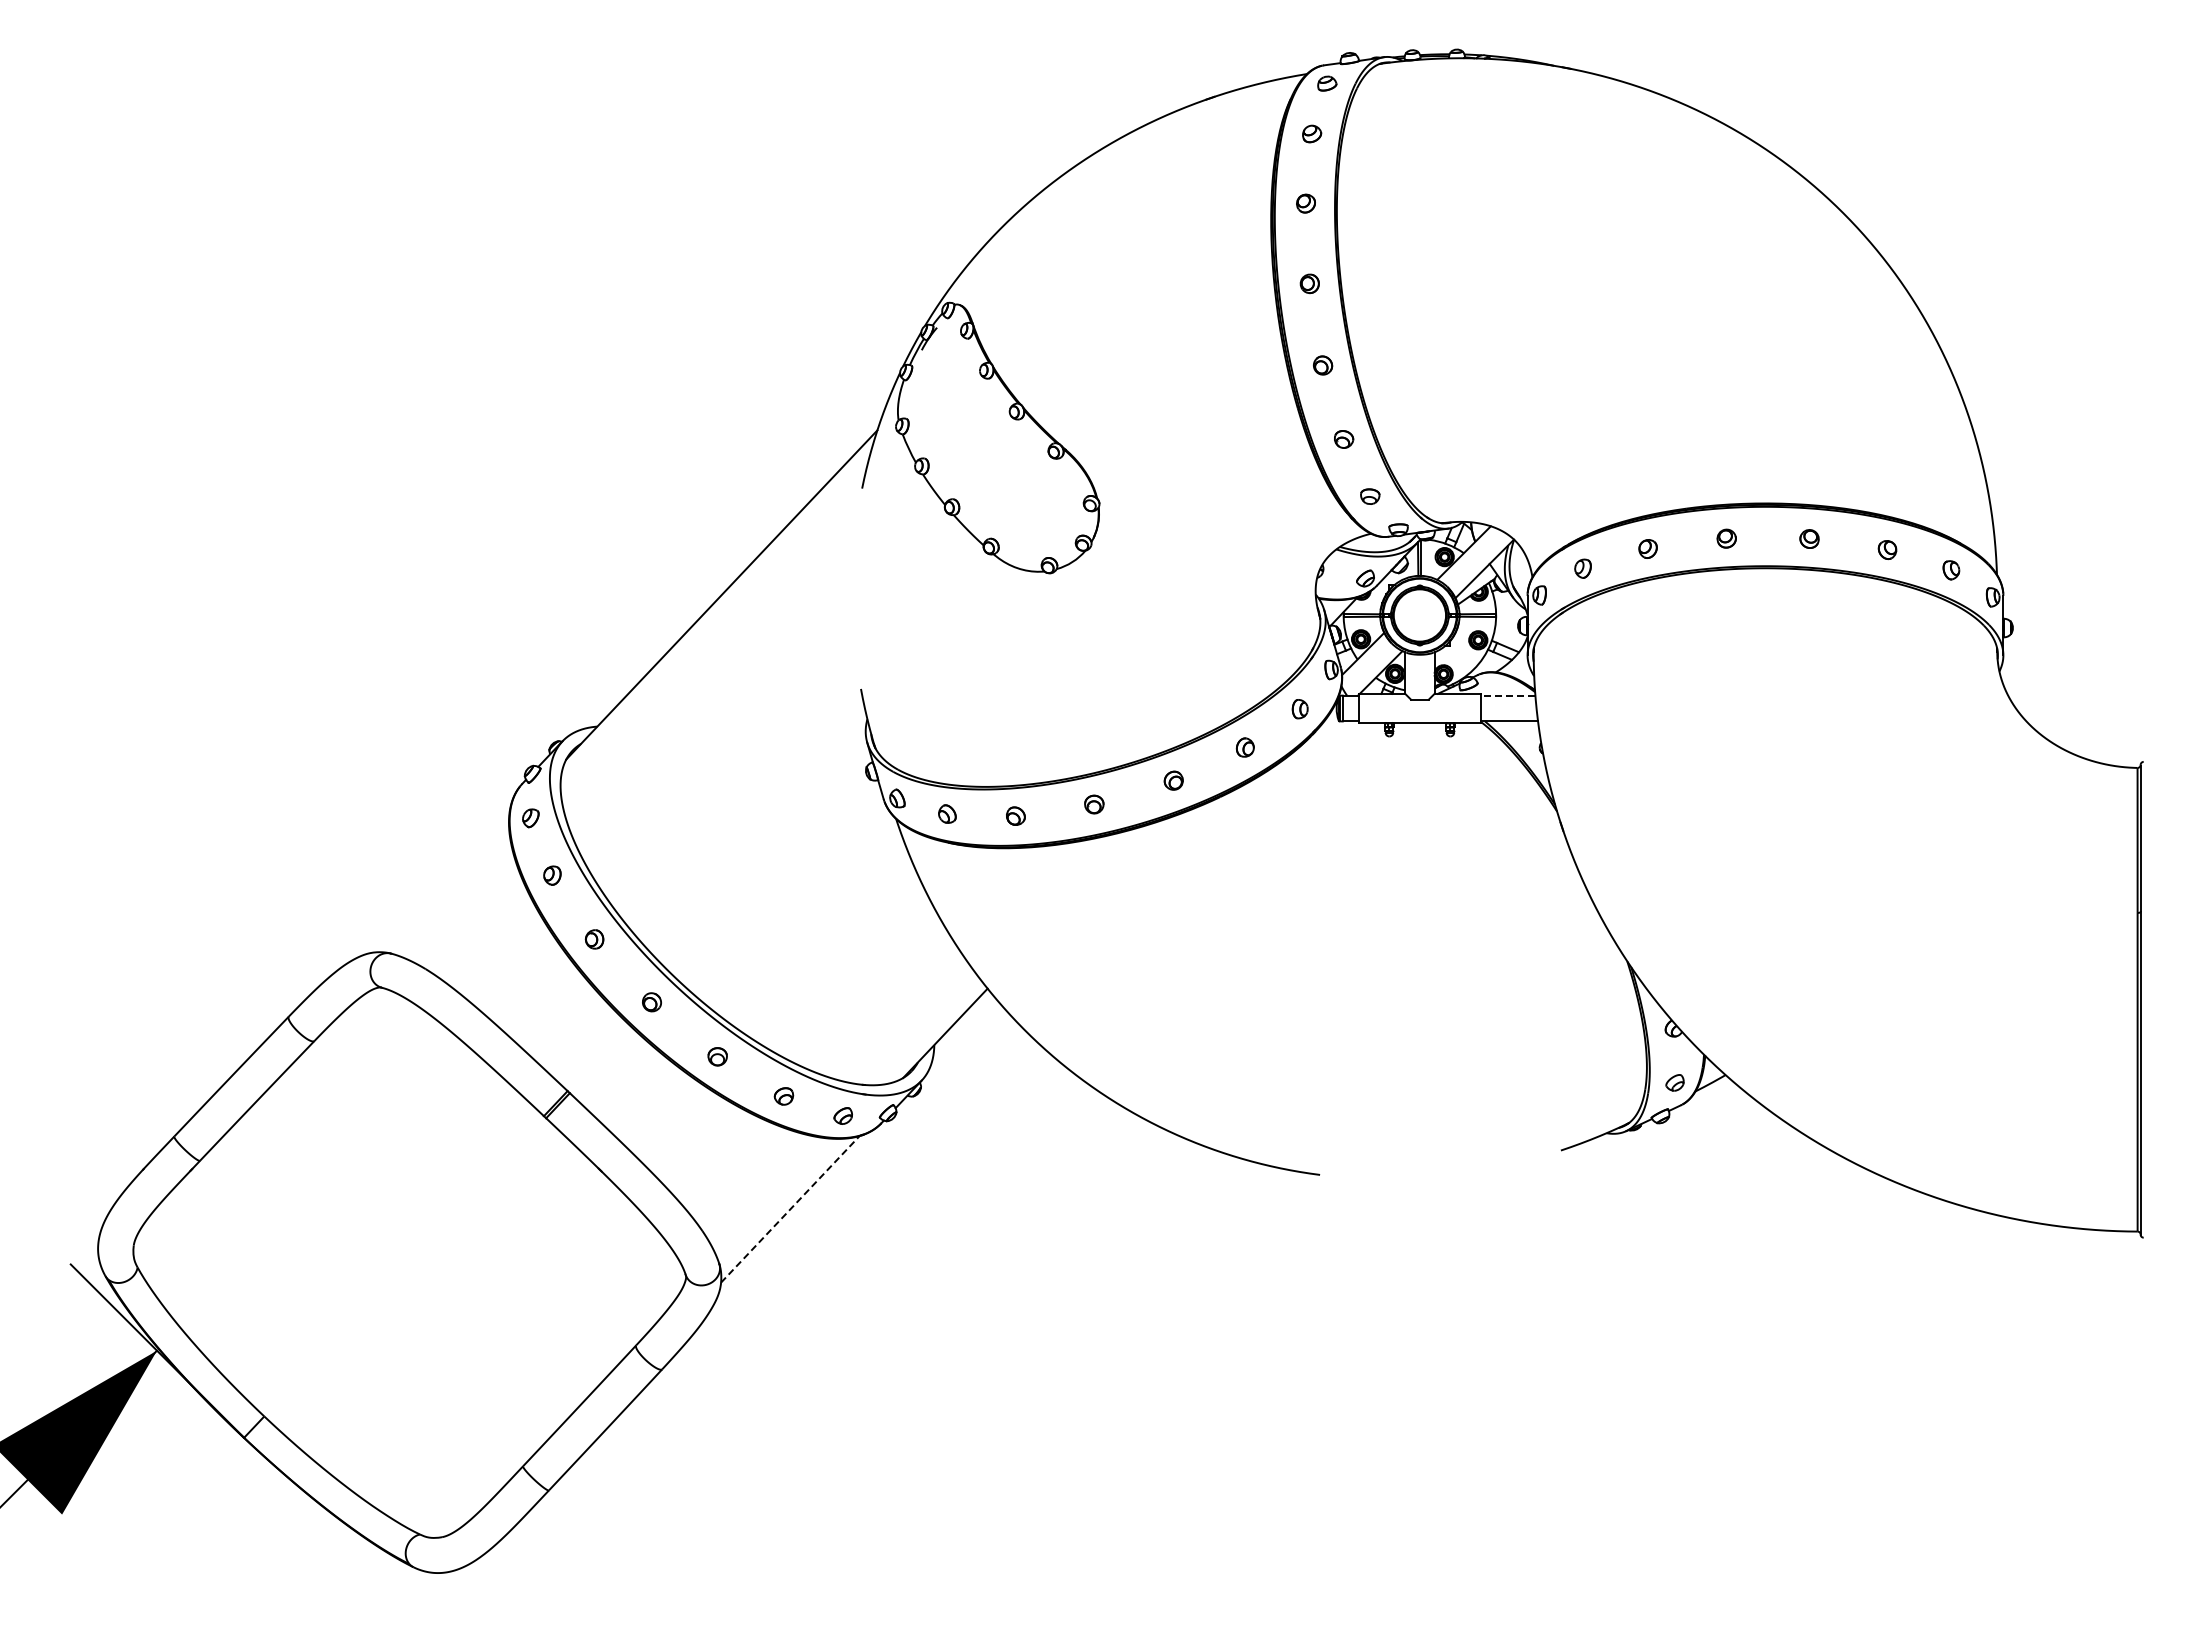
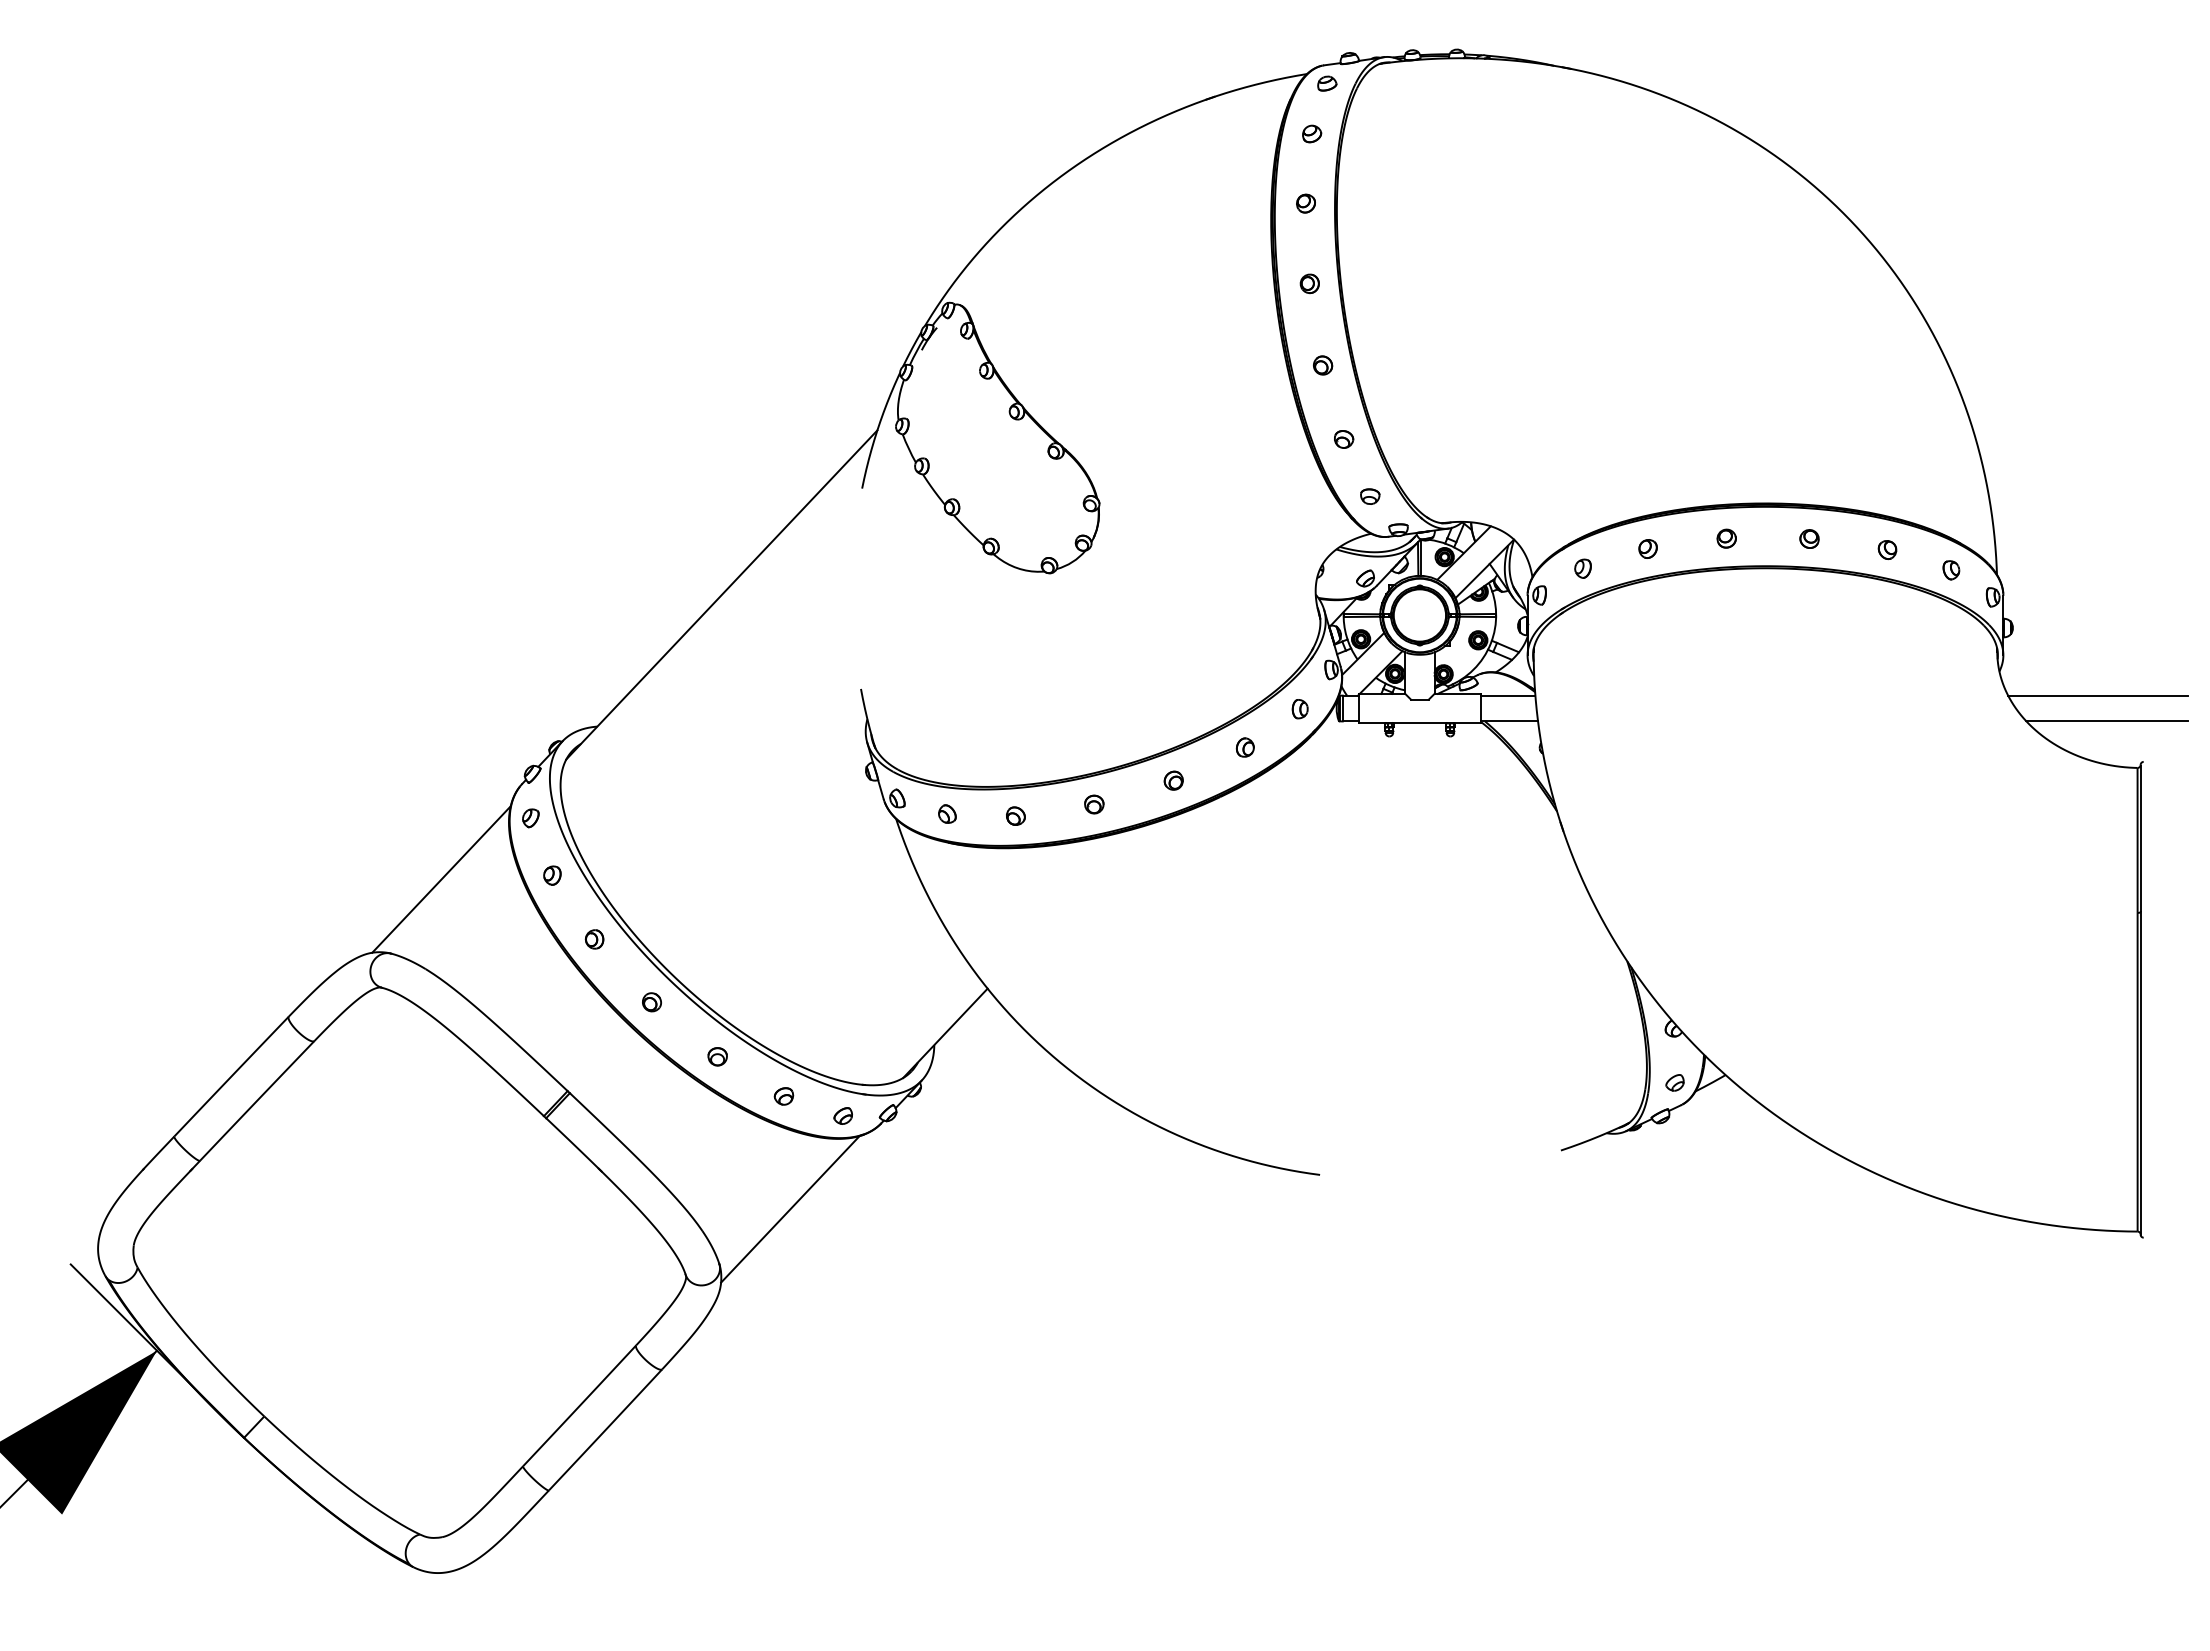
line: dashed -> solid (1507, 695)
line: none -> present (2098, 695)
line: none -> present (2107, 721)
line: none -> present (441, 879)
line: dashed -> solid (790, 1209)
